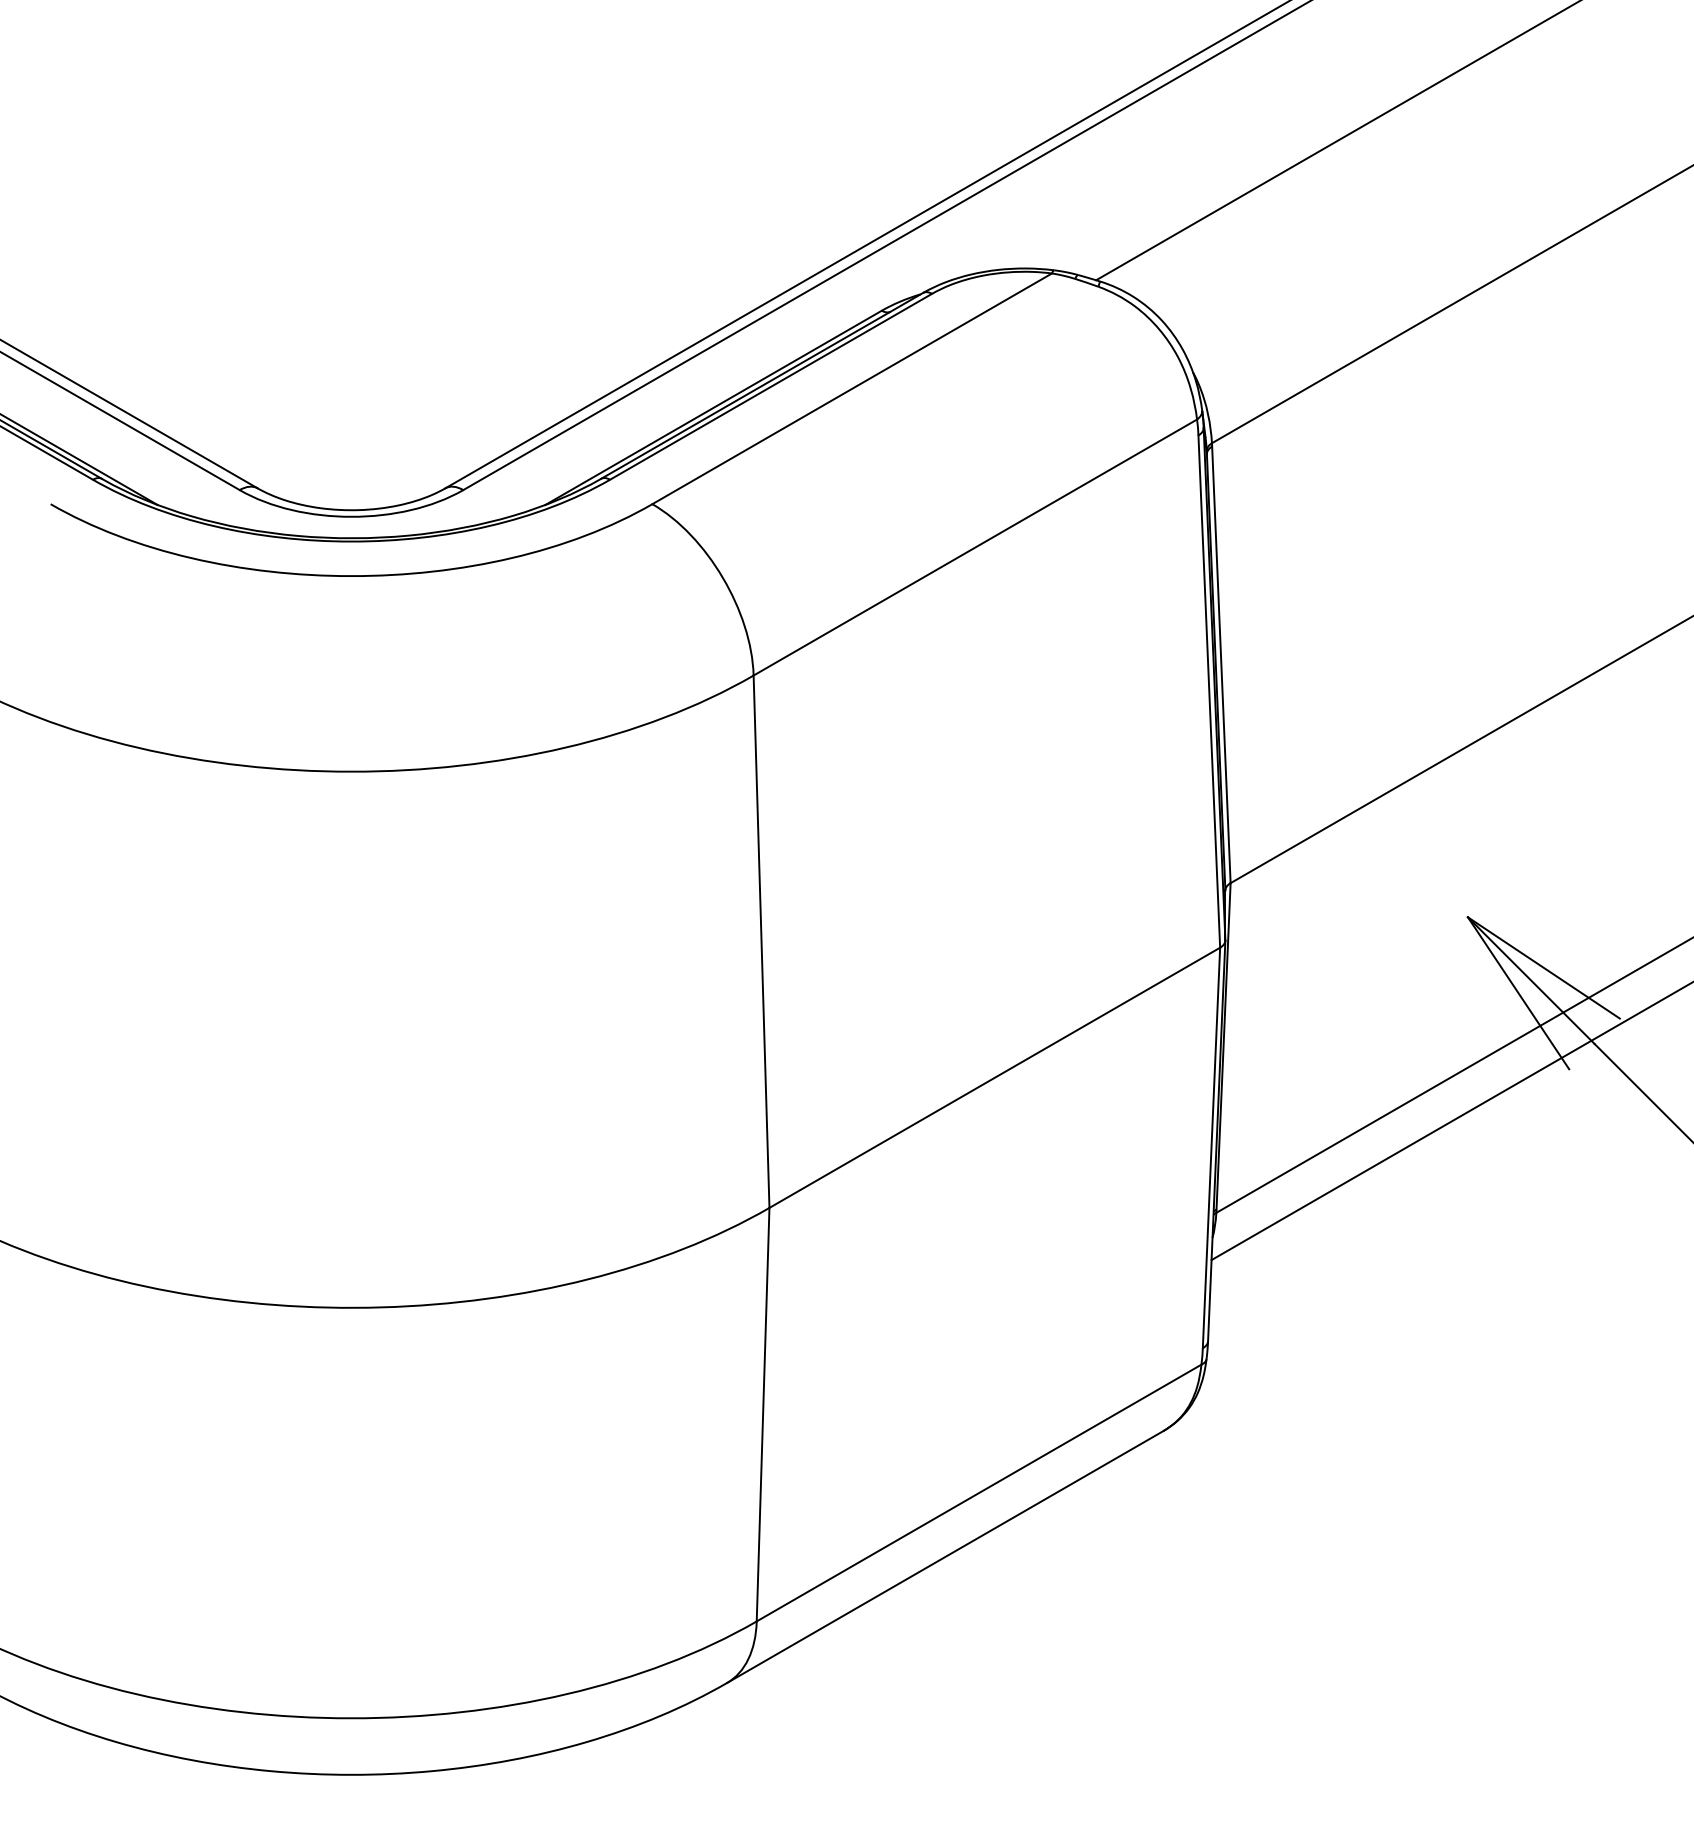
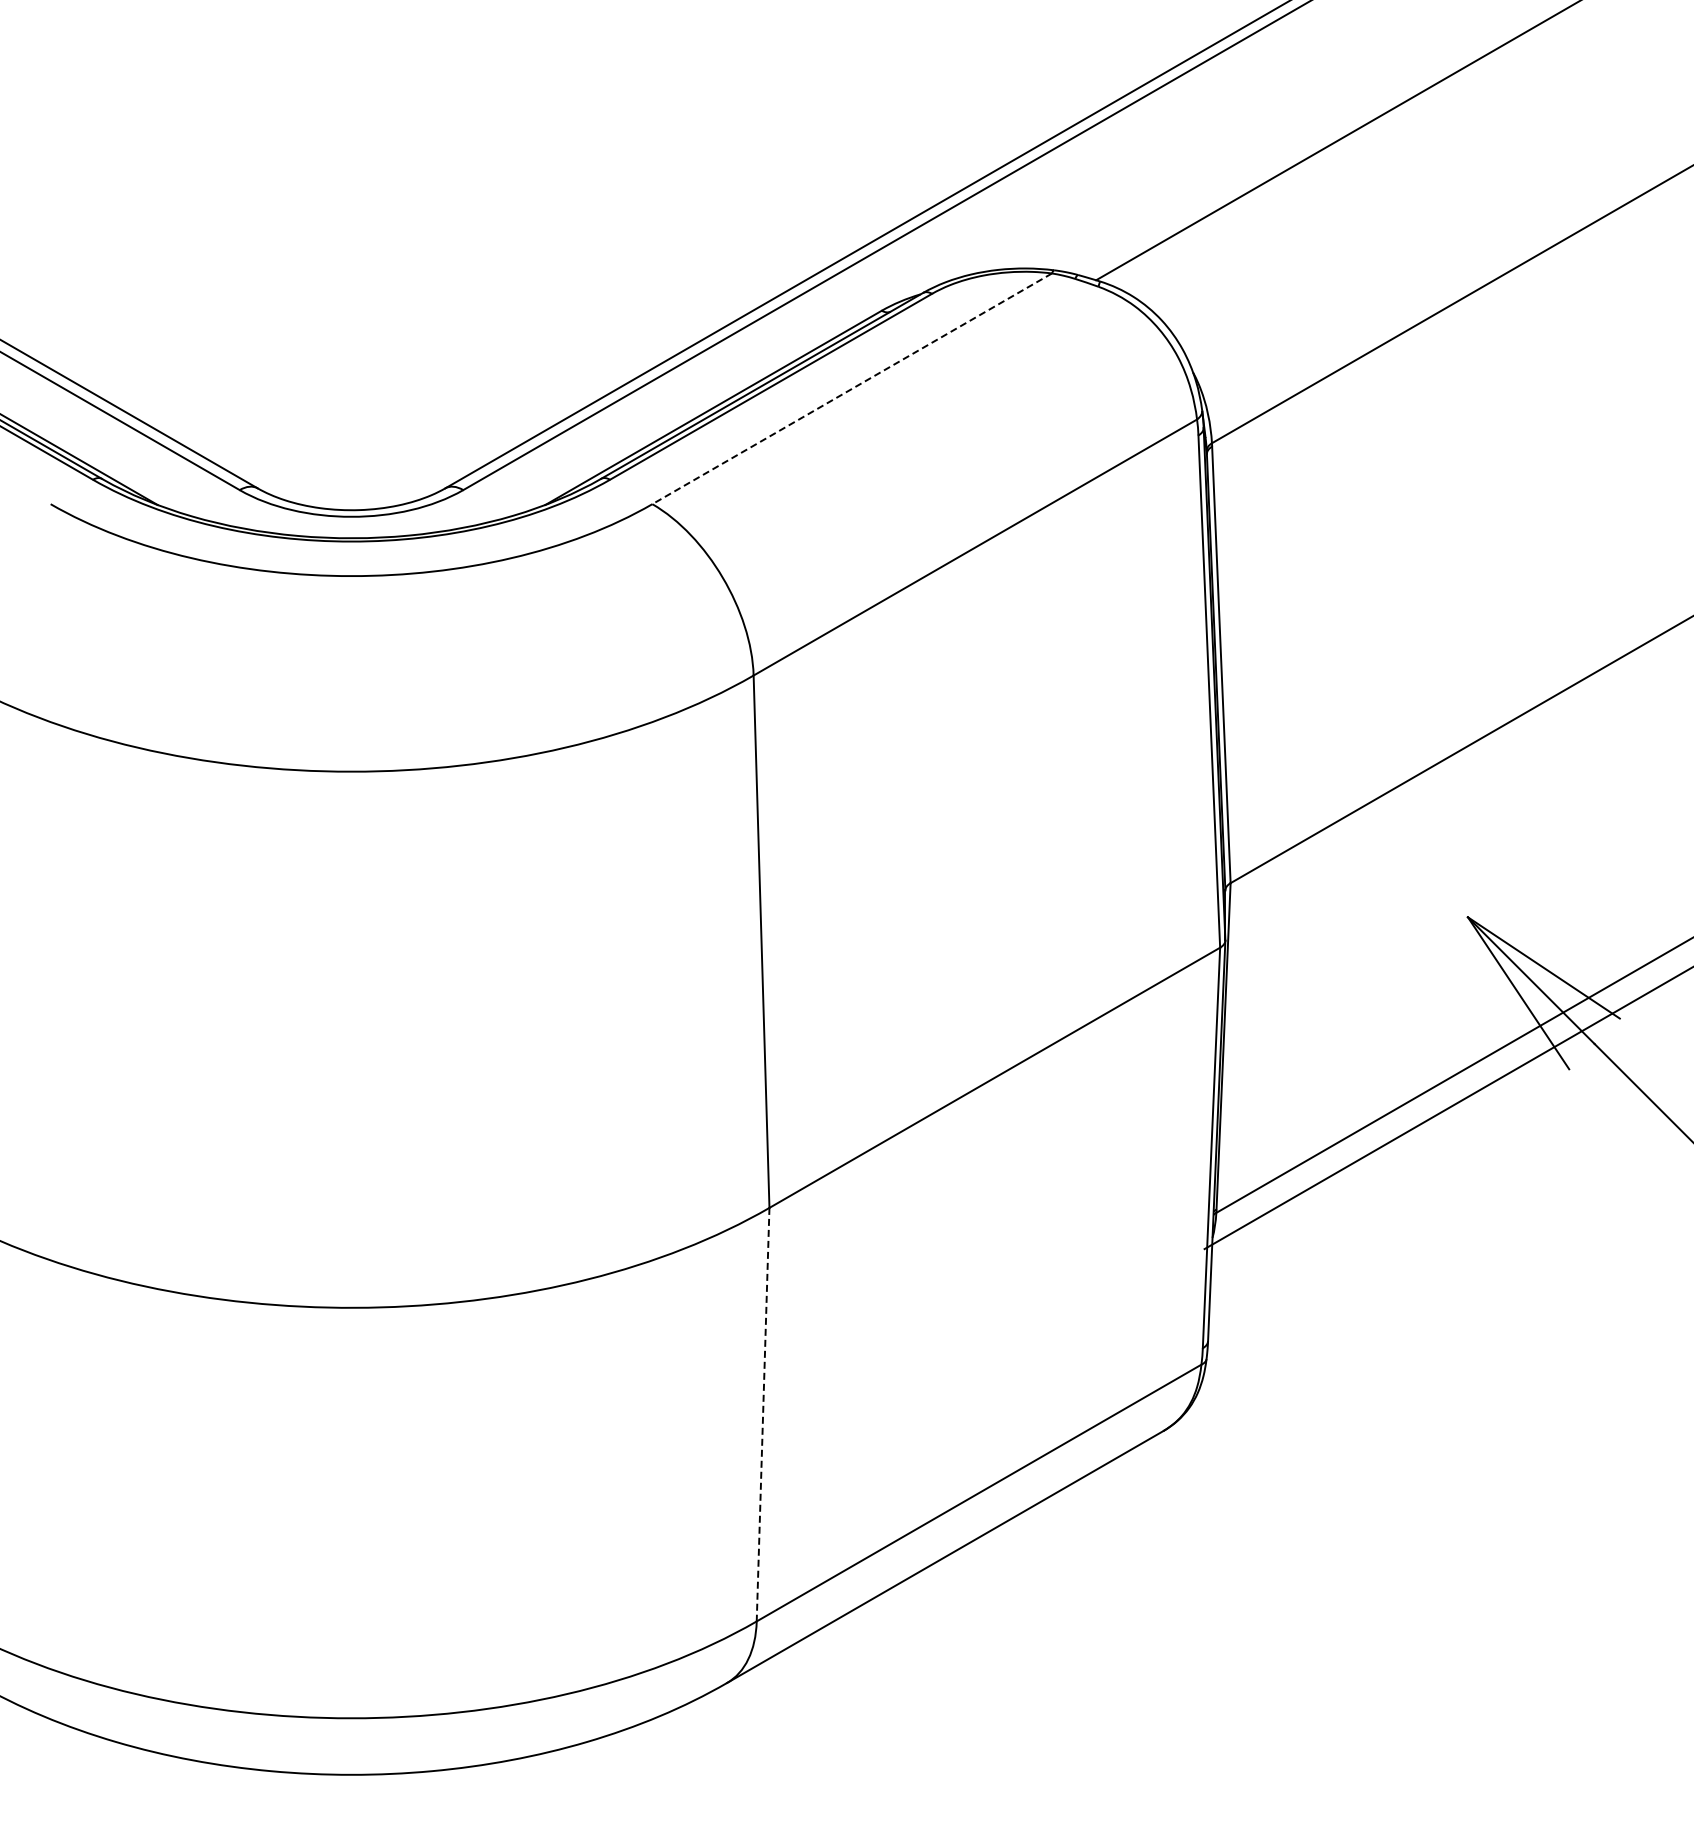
line: solid -> dashed (852, 388)
line position: (1450, 1121) -> (1447, 1108) (1447, 1108)
line: solid -> dashed (763, 1414)
